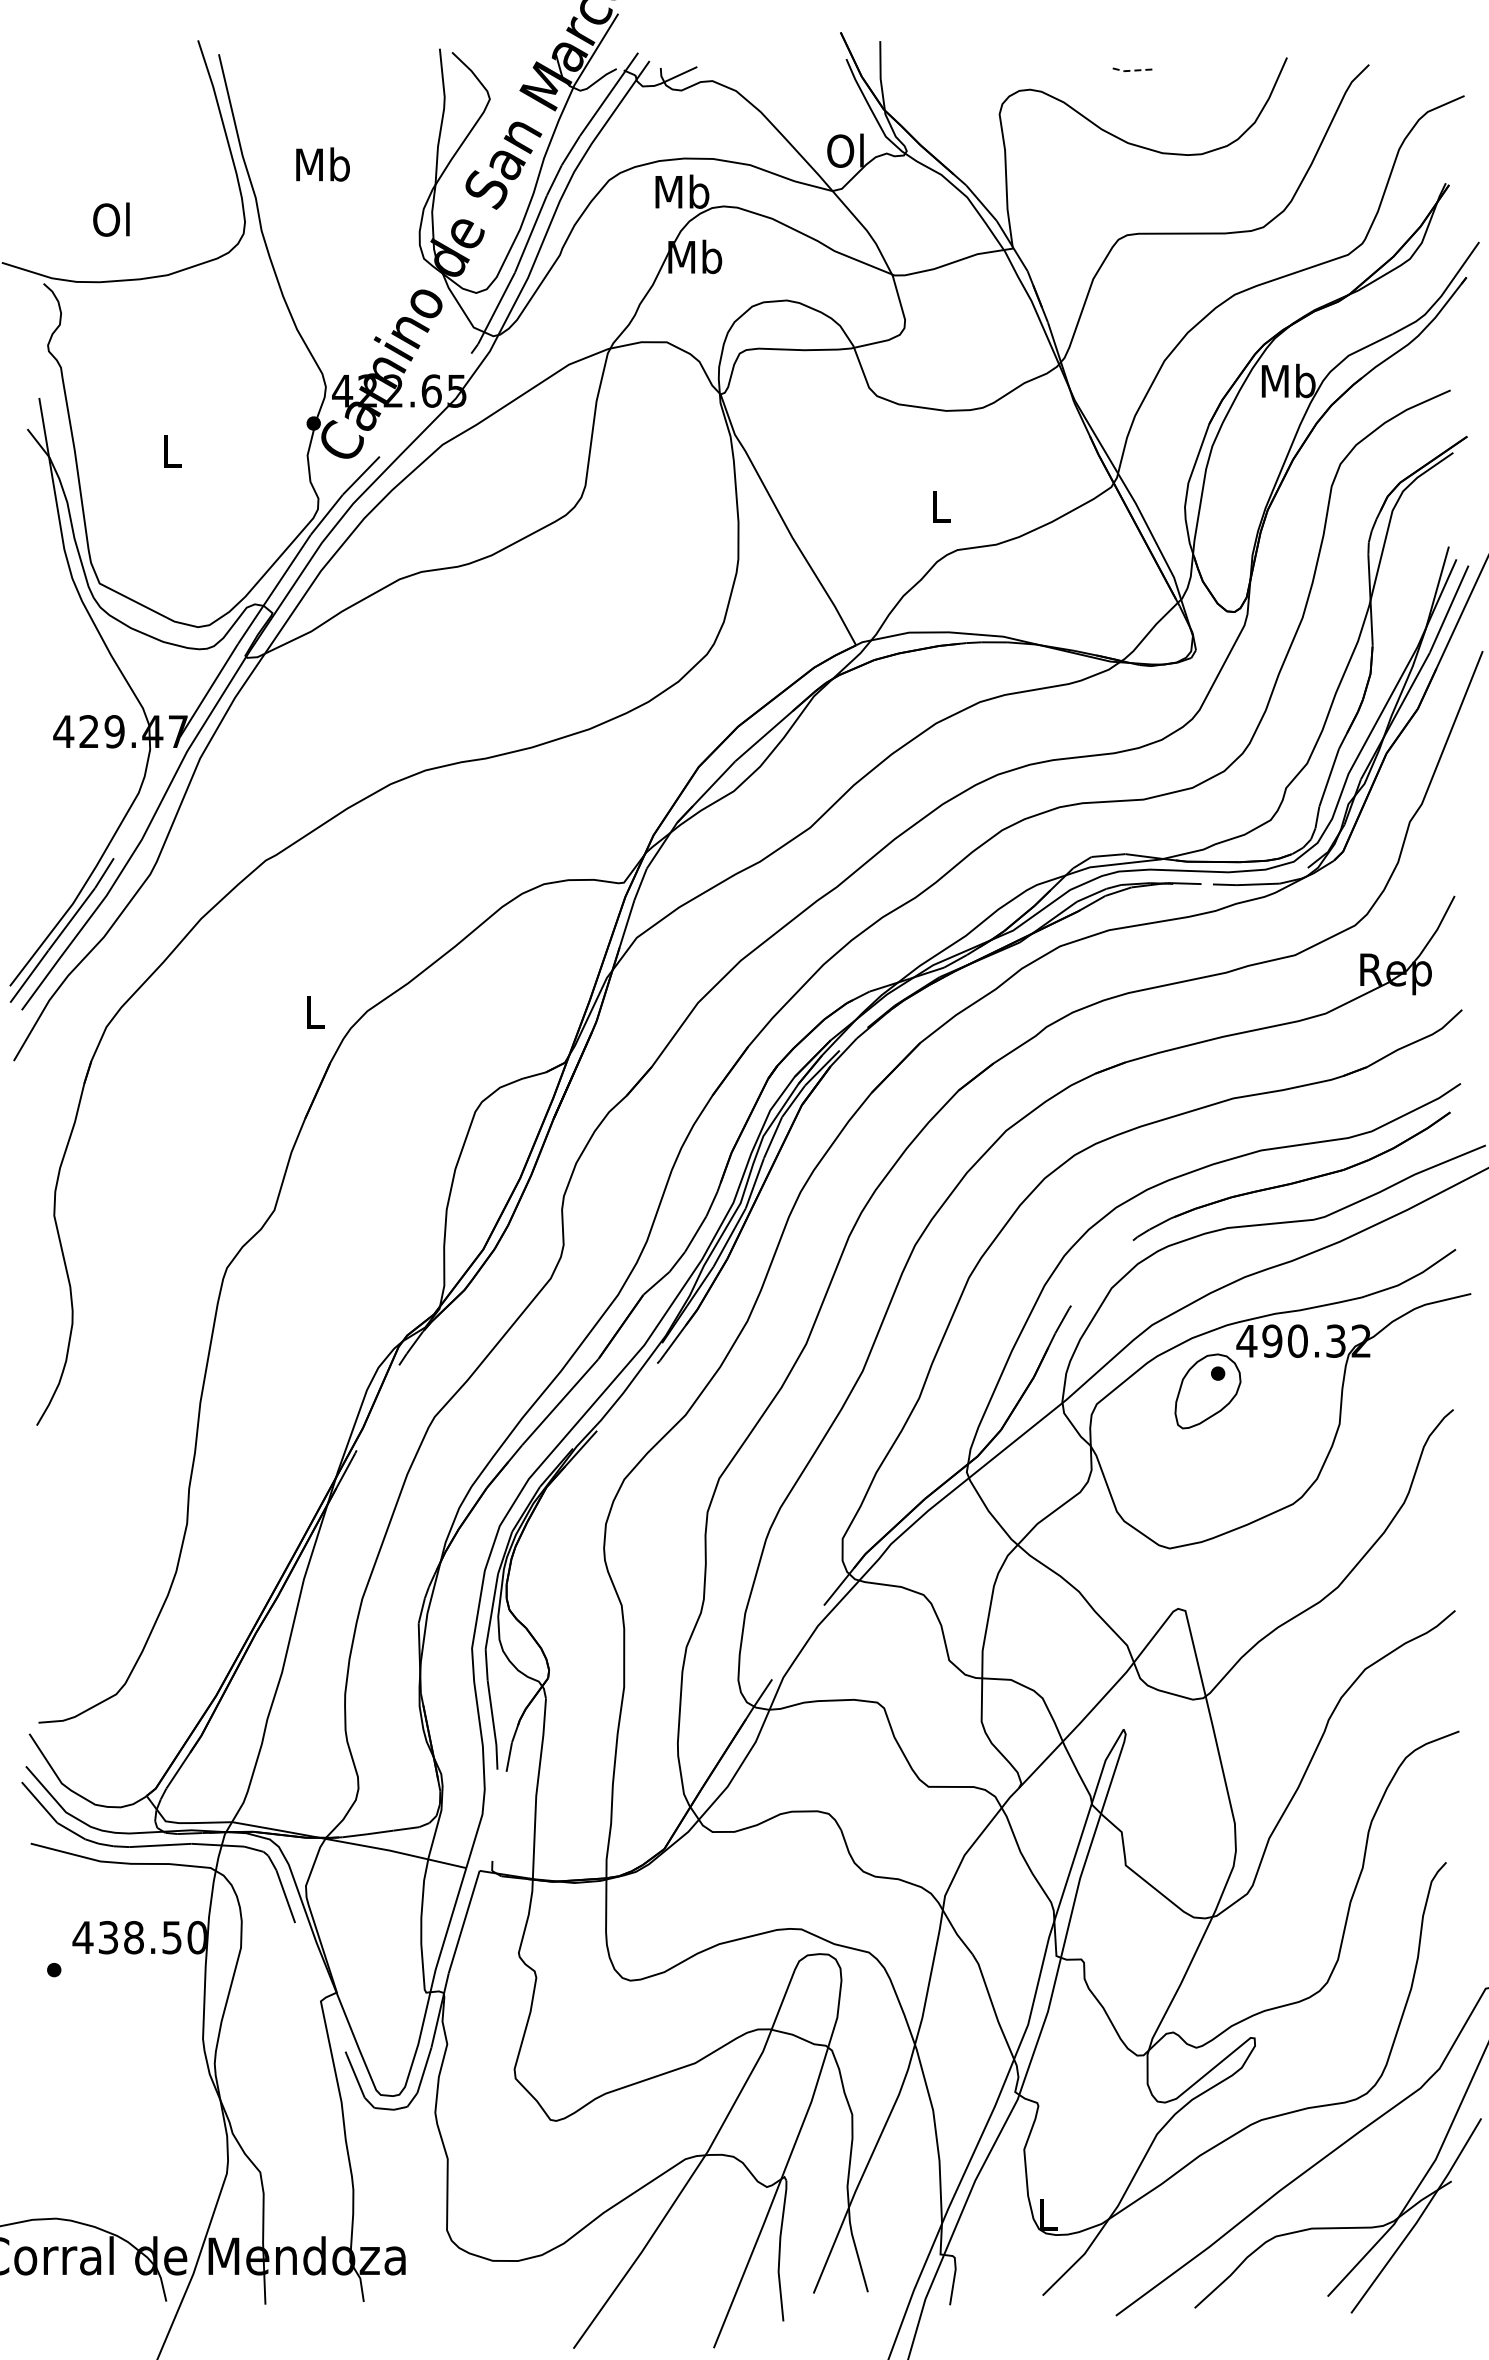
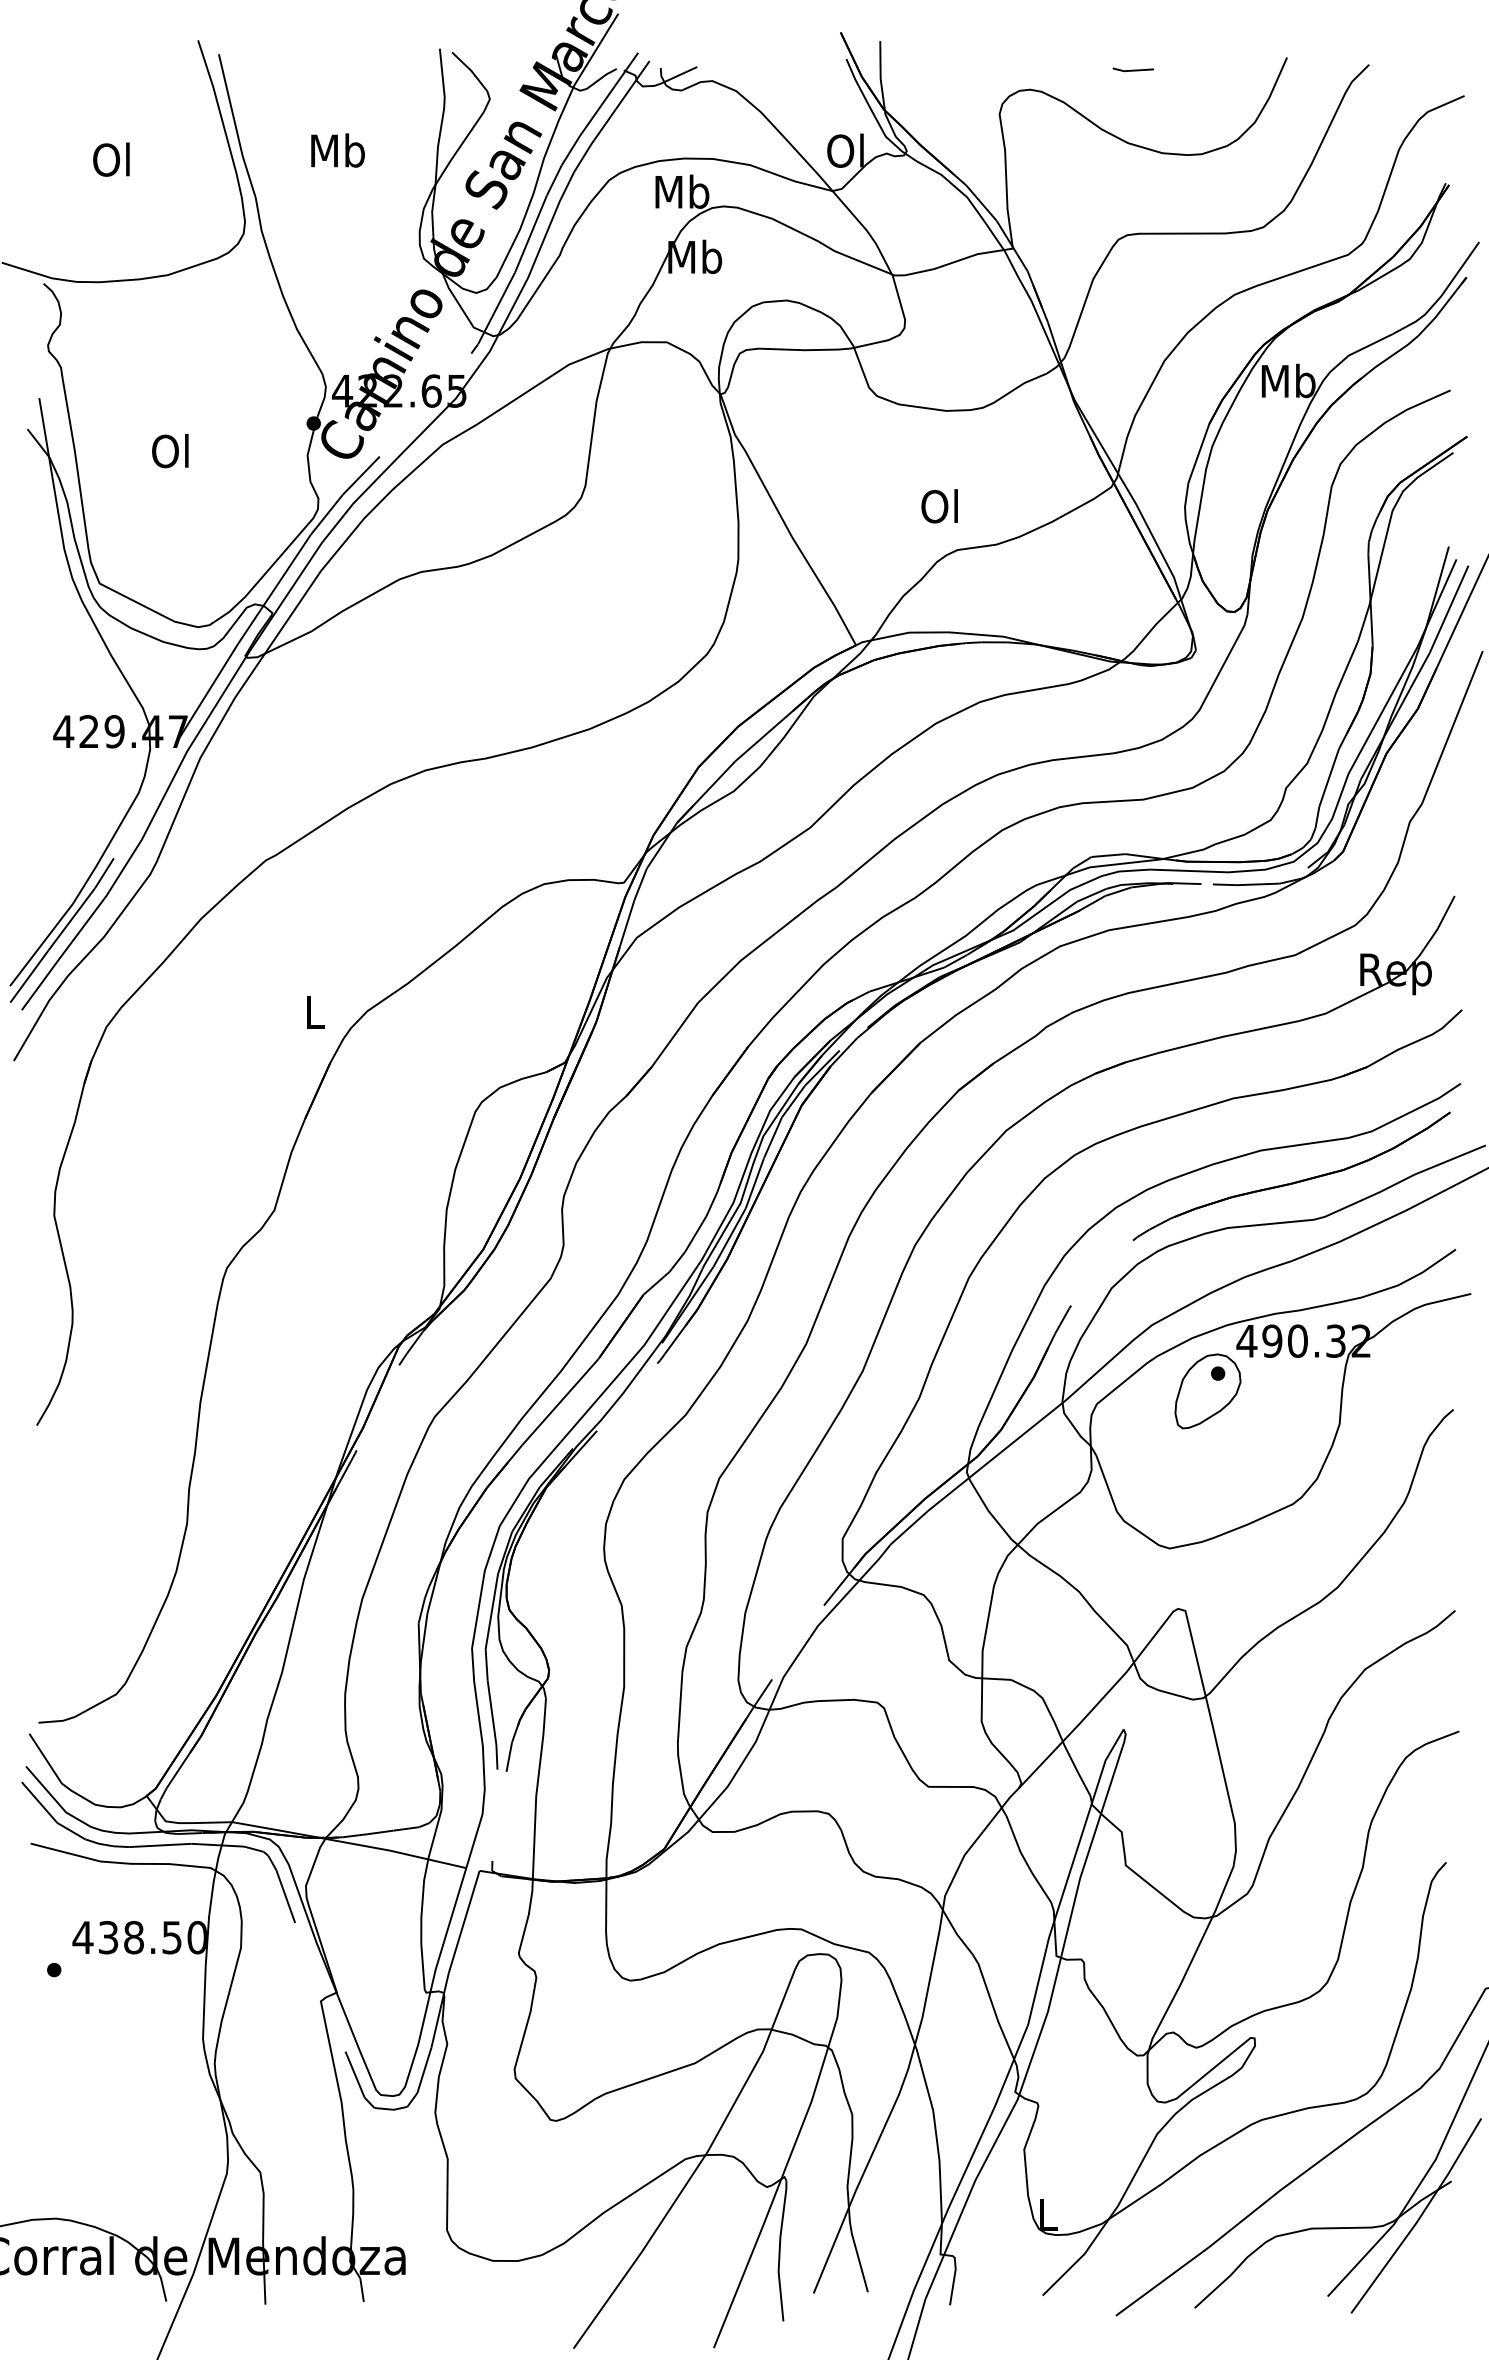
line: dashed -> solid (1132, 70)
text position: (322, 164) -> (337, 150) (337, 150)
text position: (111, 219) -> (111, 159) (111, 159)
text: L -> Ol (170, 450)
text: L -> Ol (939, 506)
